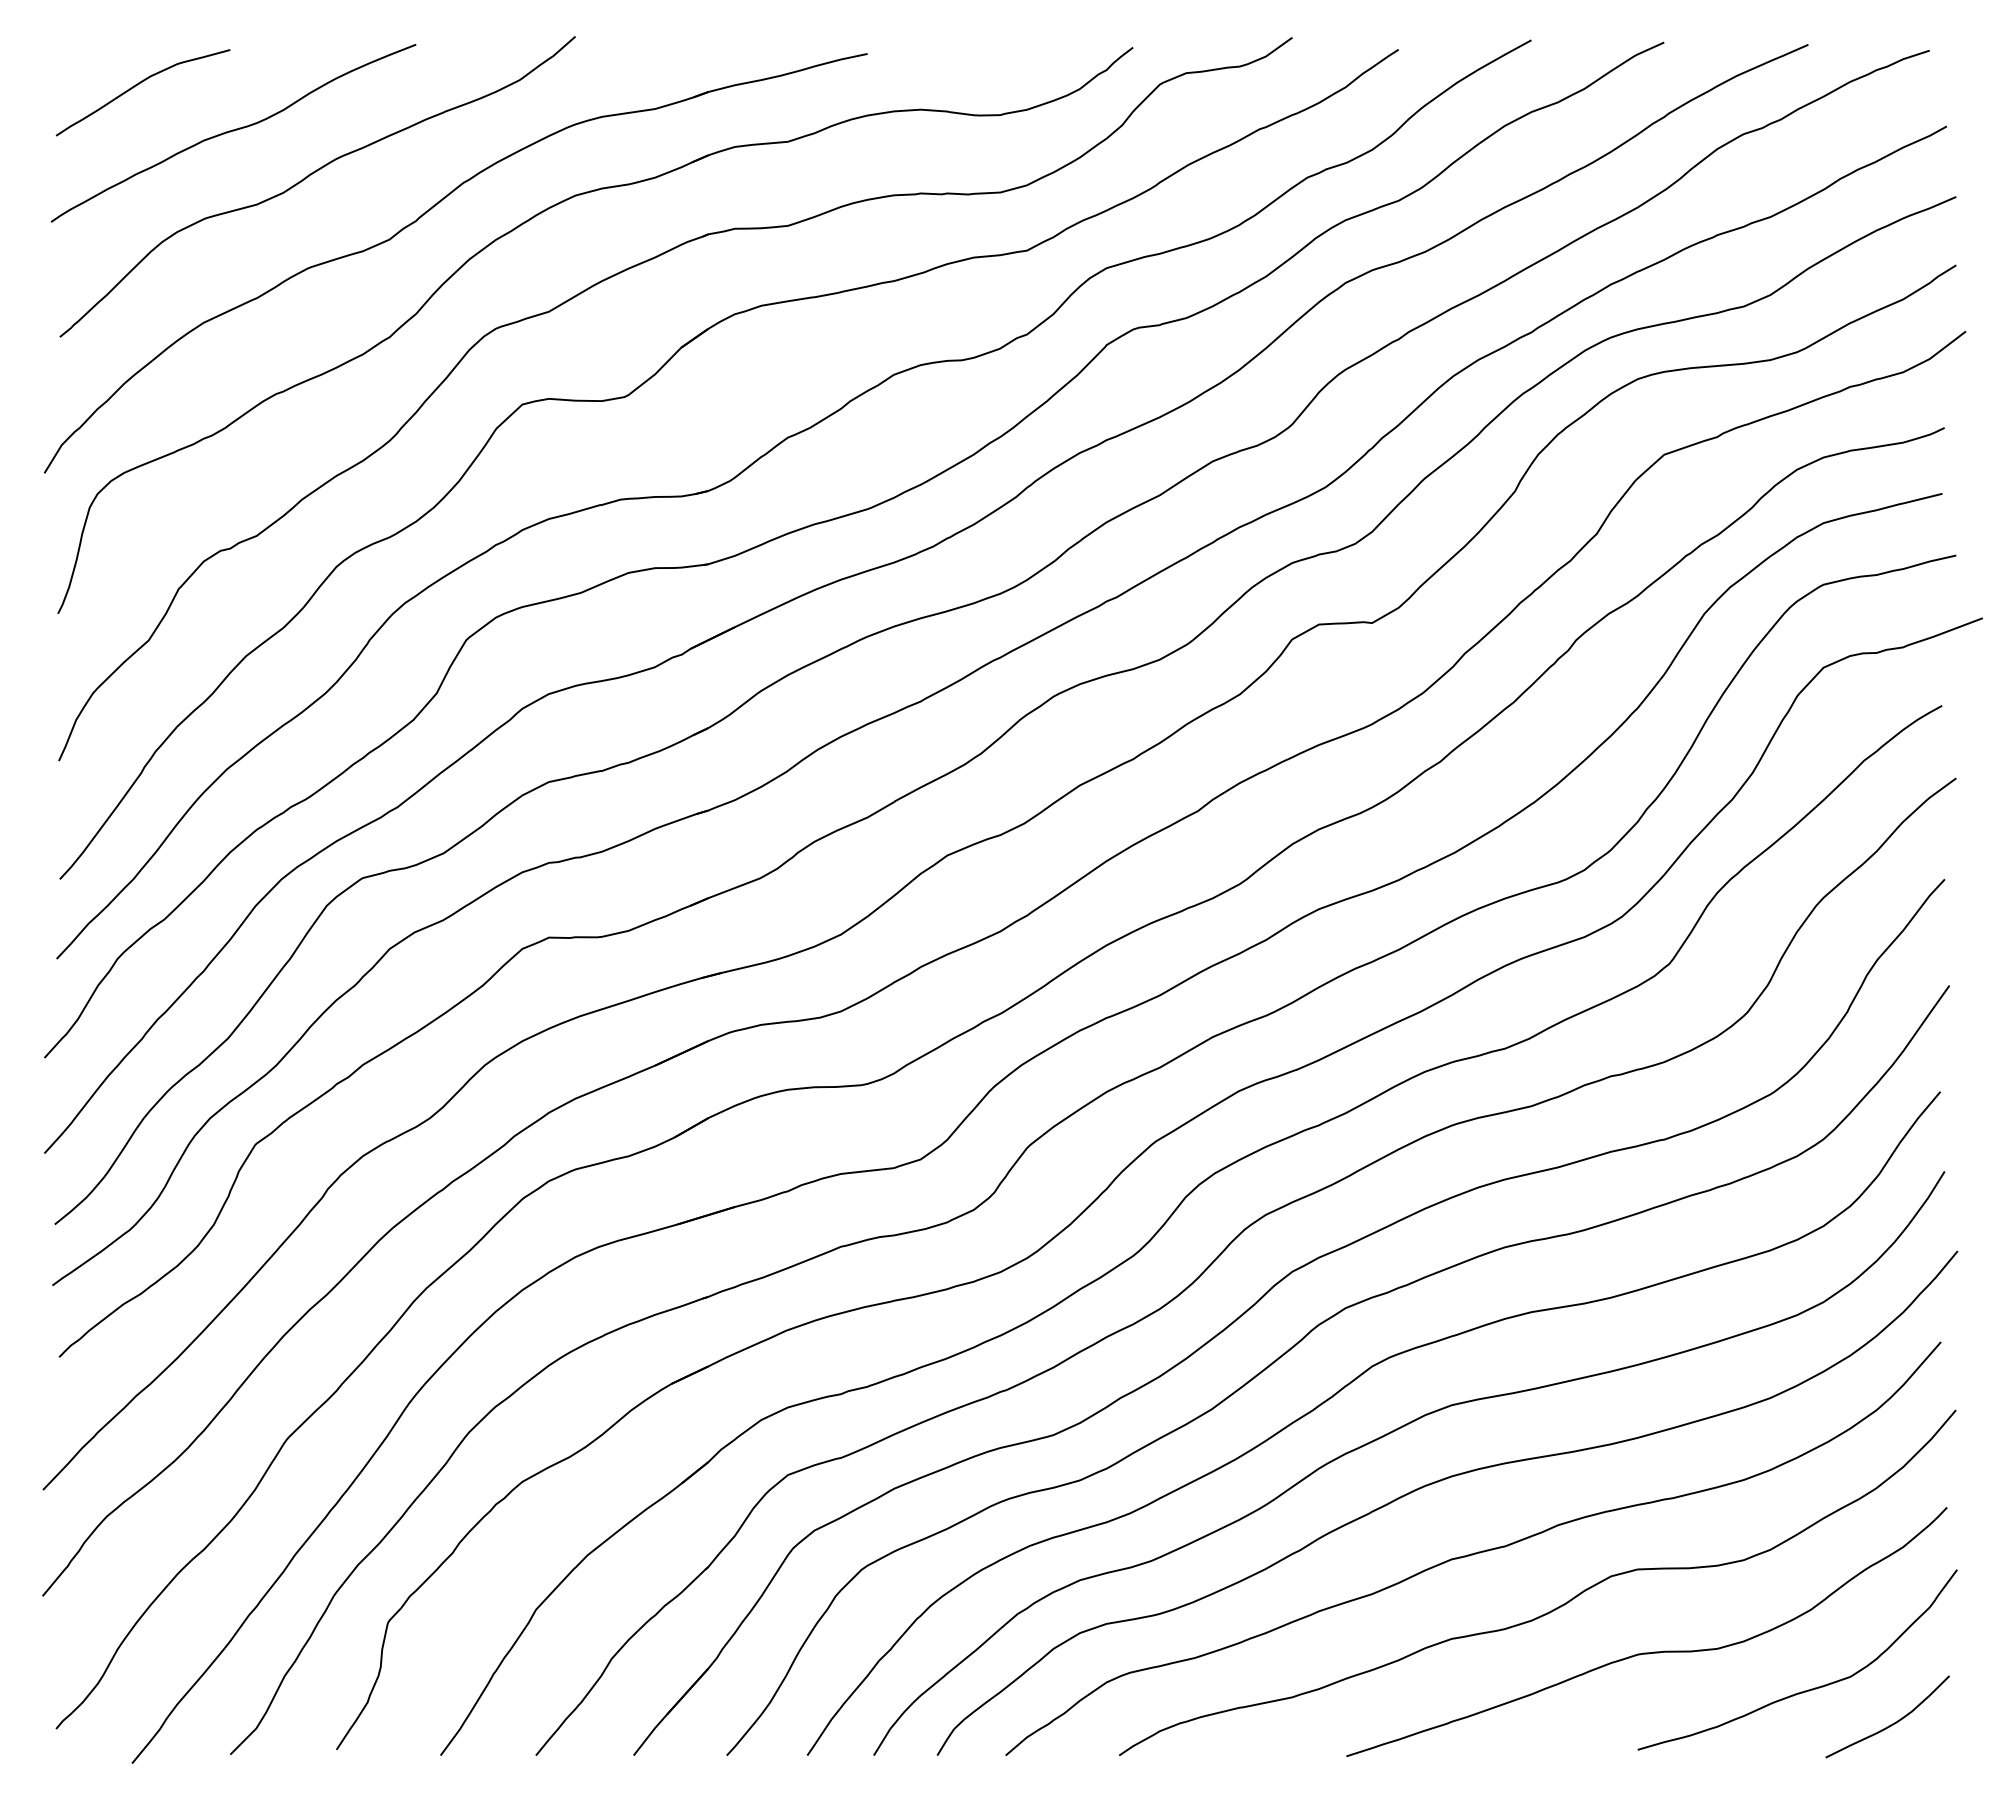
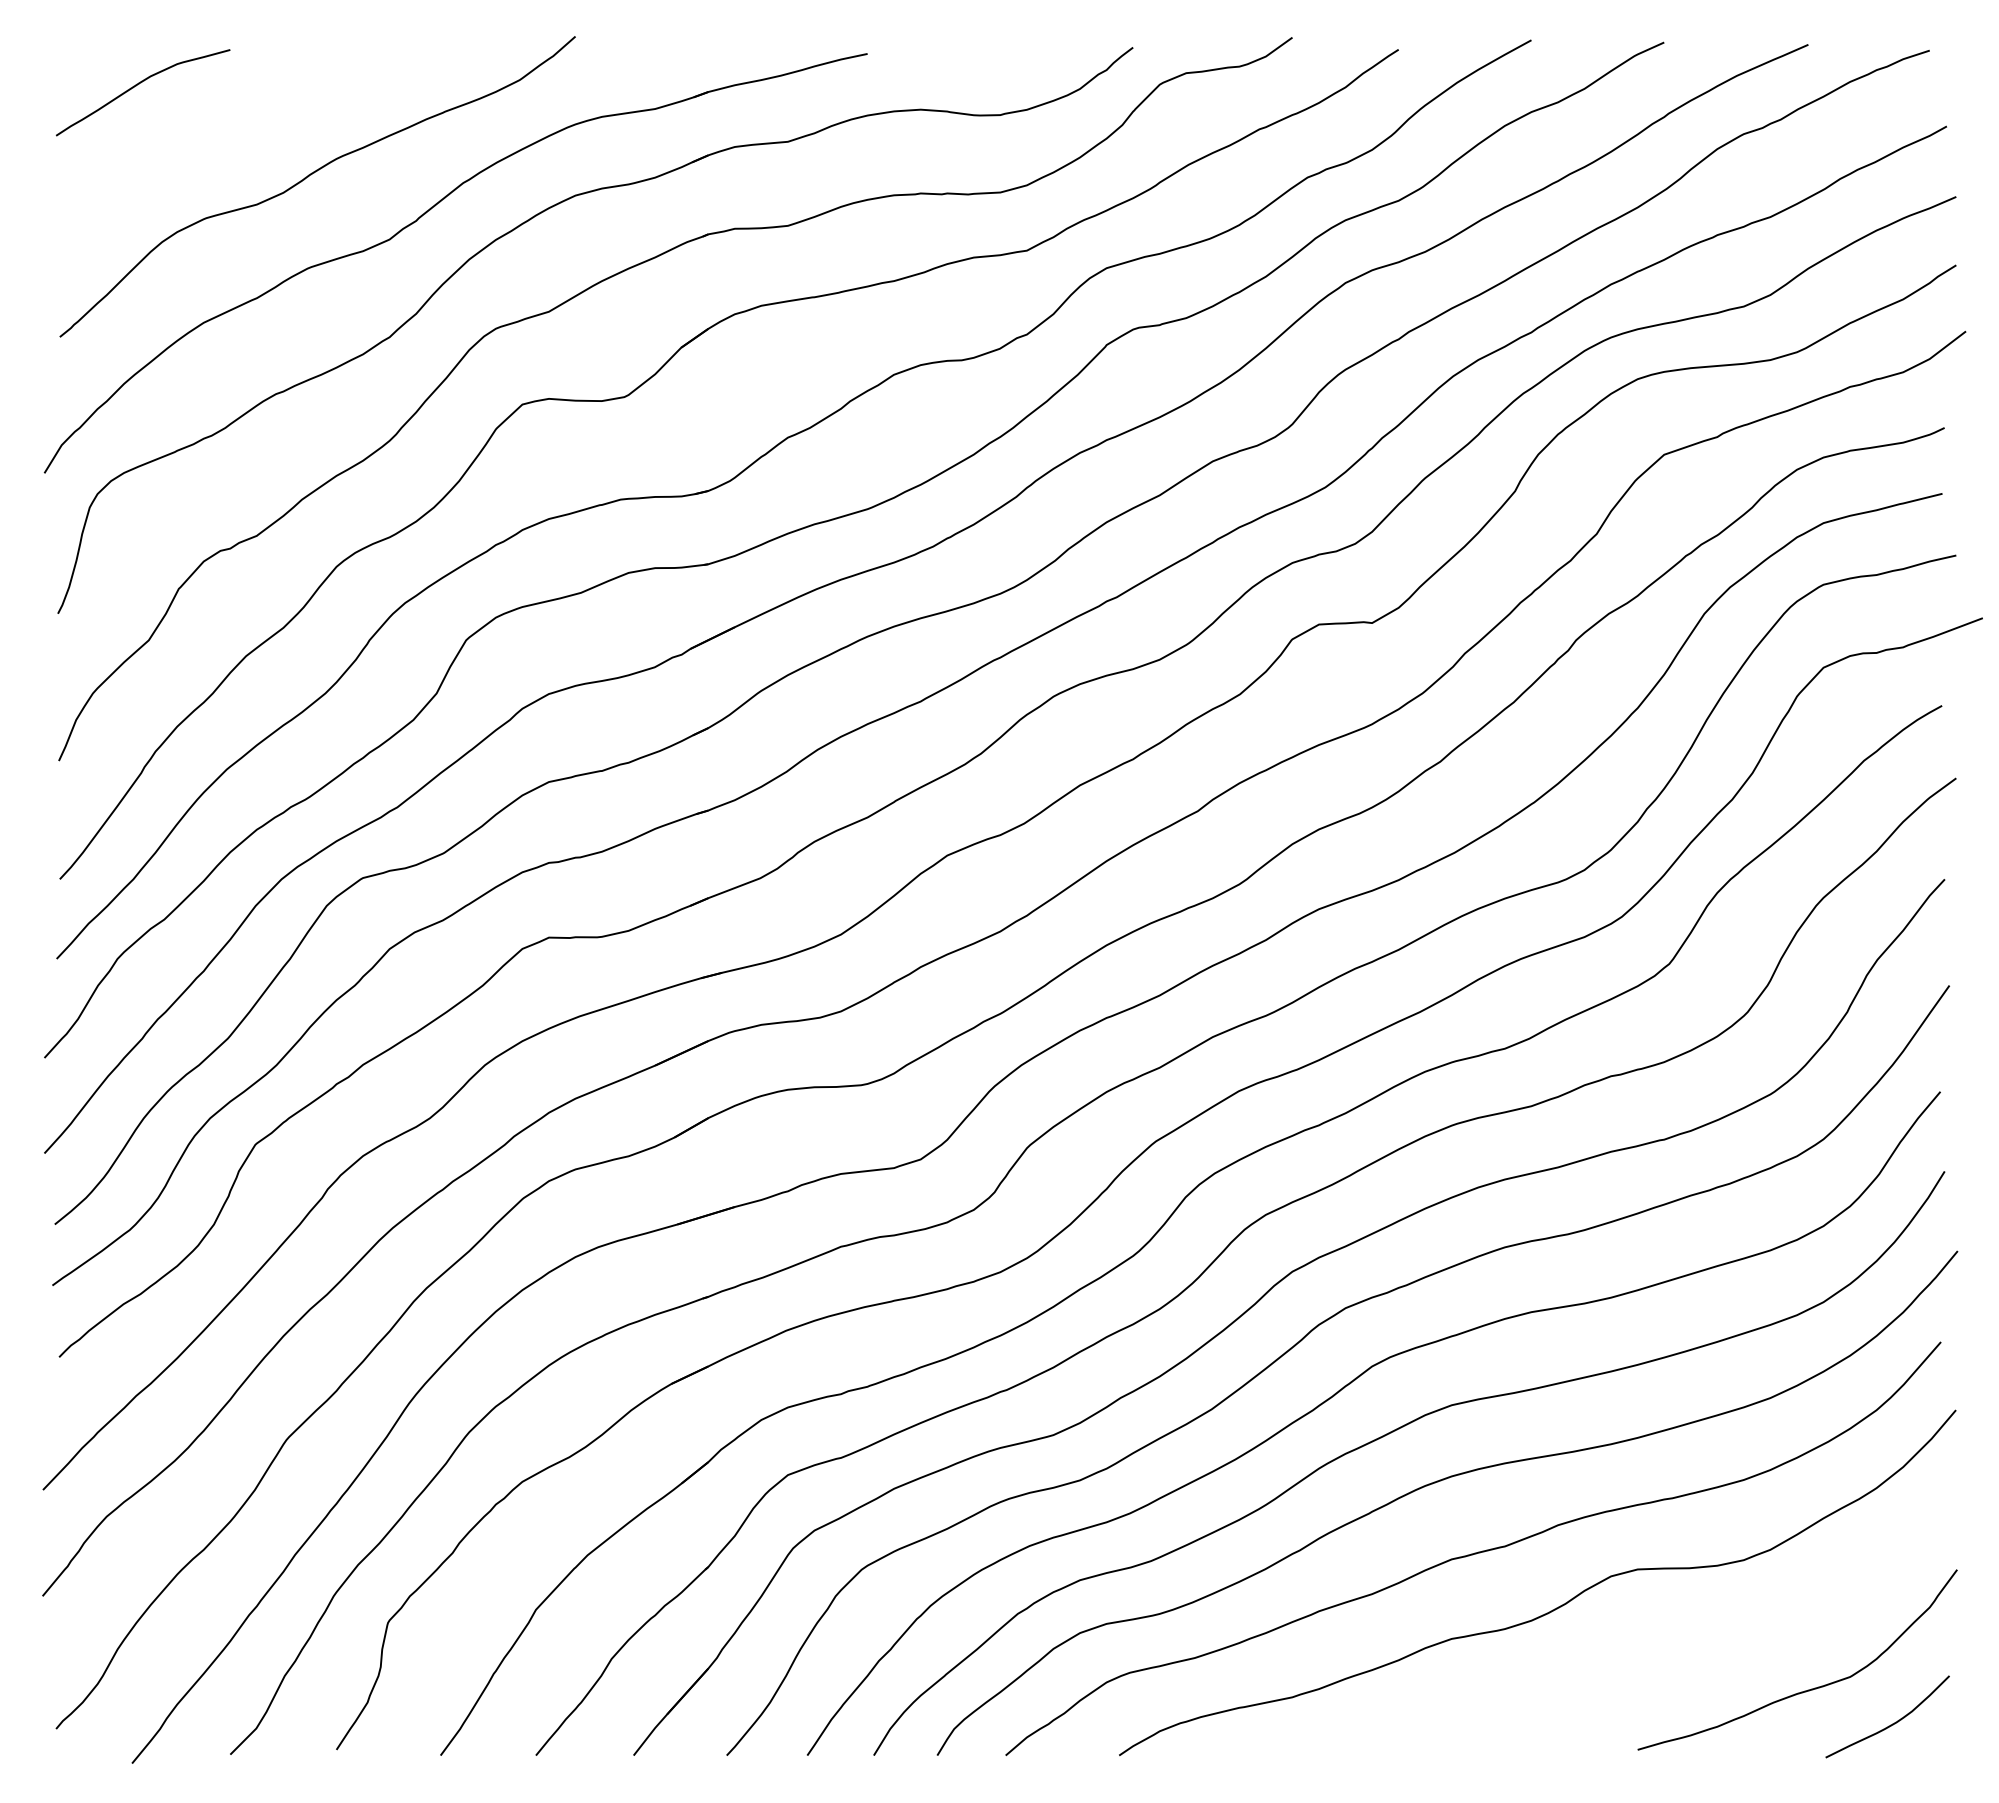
curve: present -> none (233, 131)
curve: present -> none (1646, 1652)
